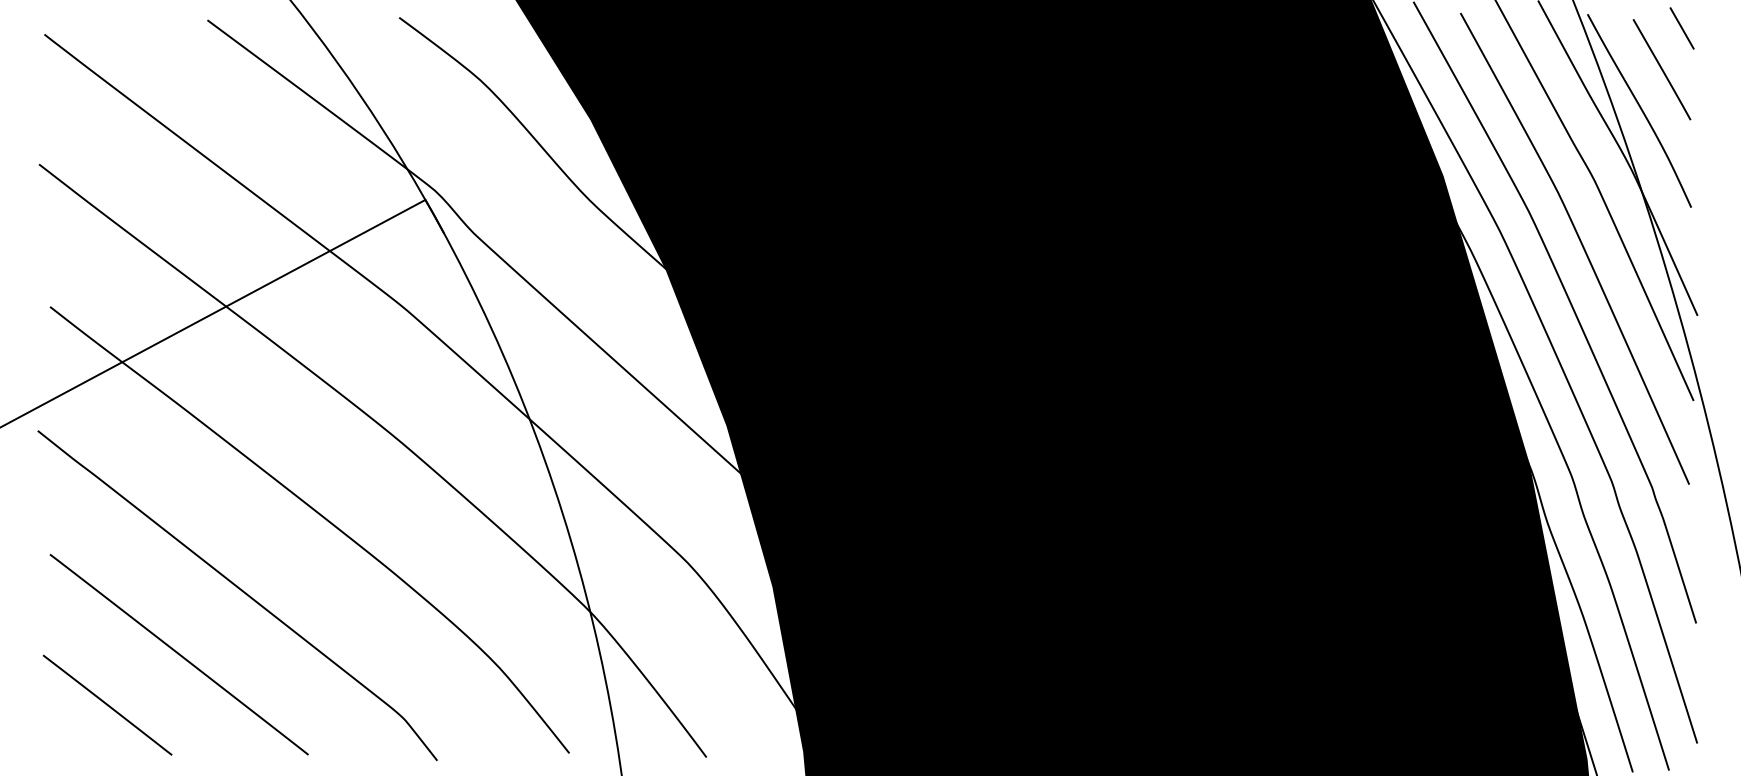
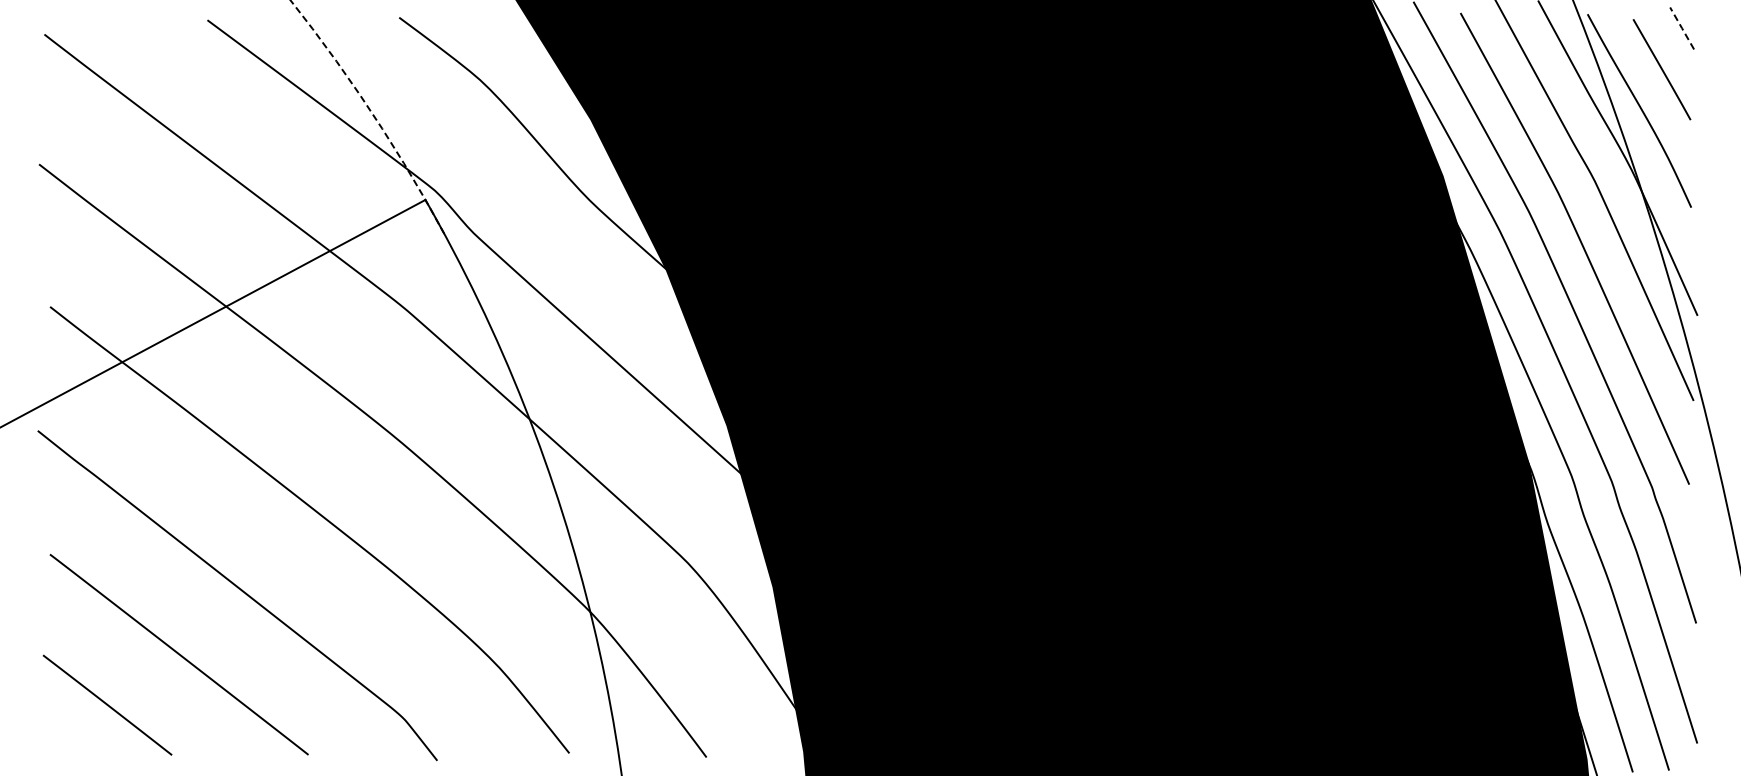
line: solid -> dashed (1682, 28)
arc: solid -> dashed (372, 113)
